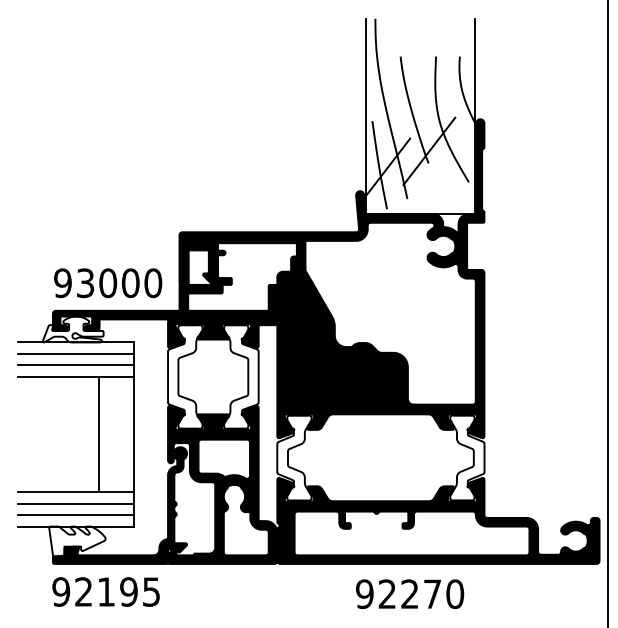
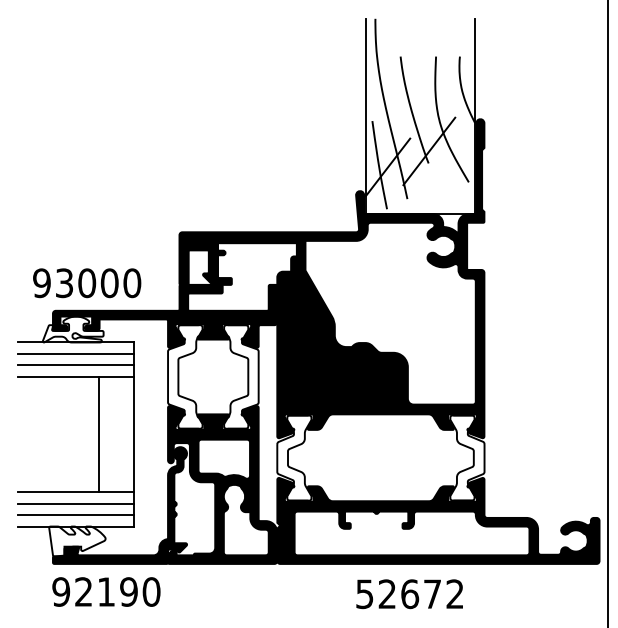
text position: (108, 283) -> (87, 283) (87, 283)
text: 92195 -> 92190 (151, 591)
text: 92270 -> 52672 (410, 594)
